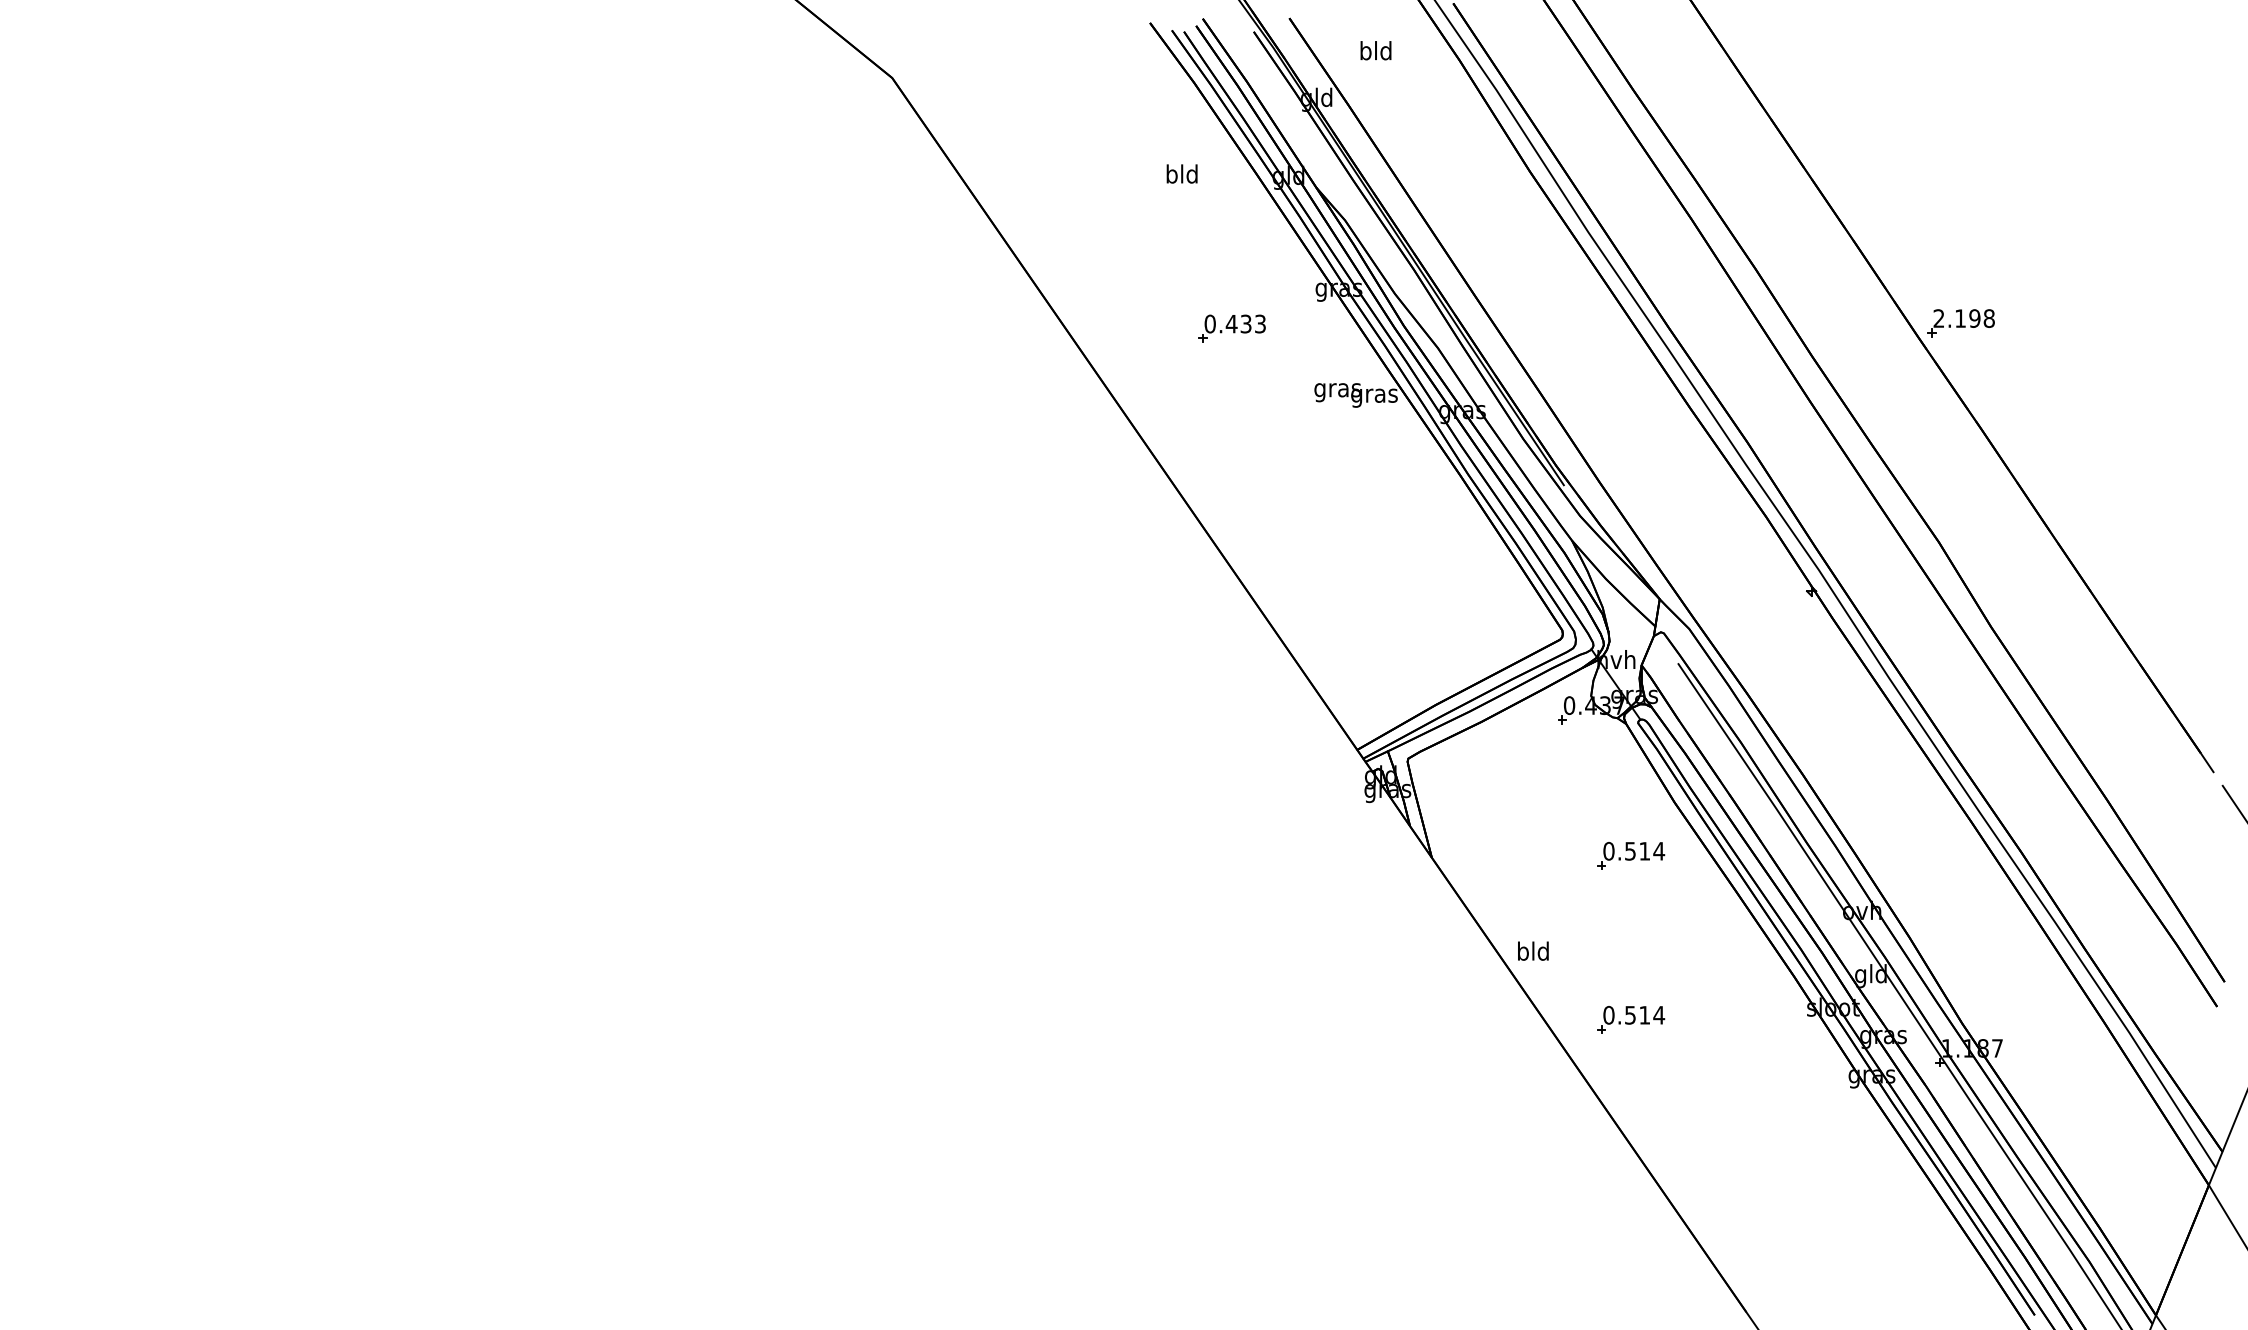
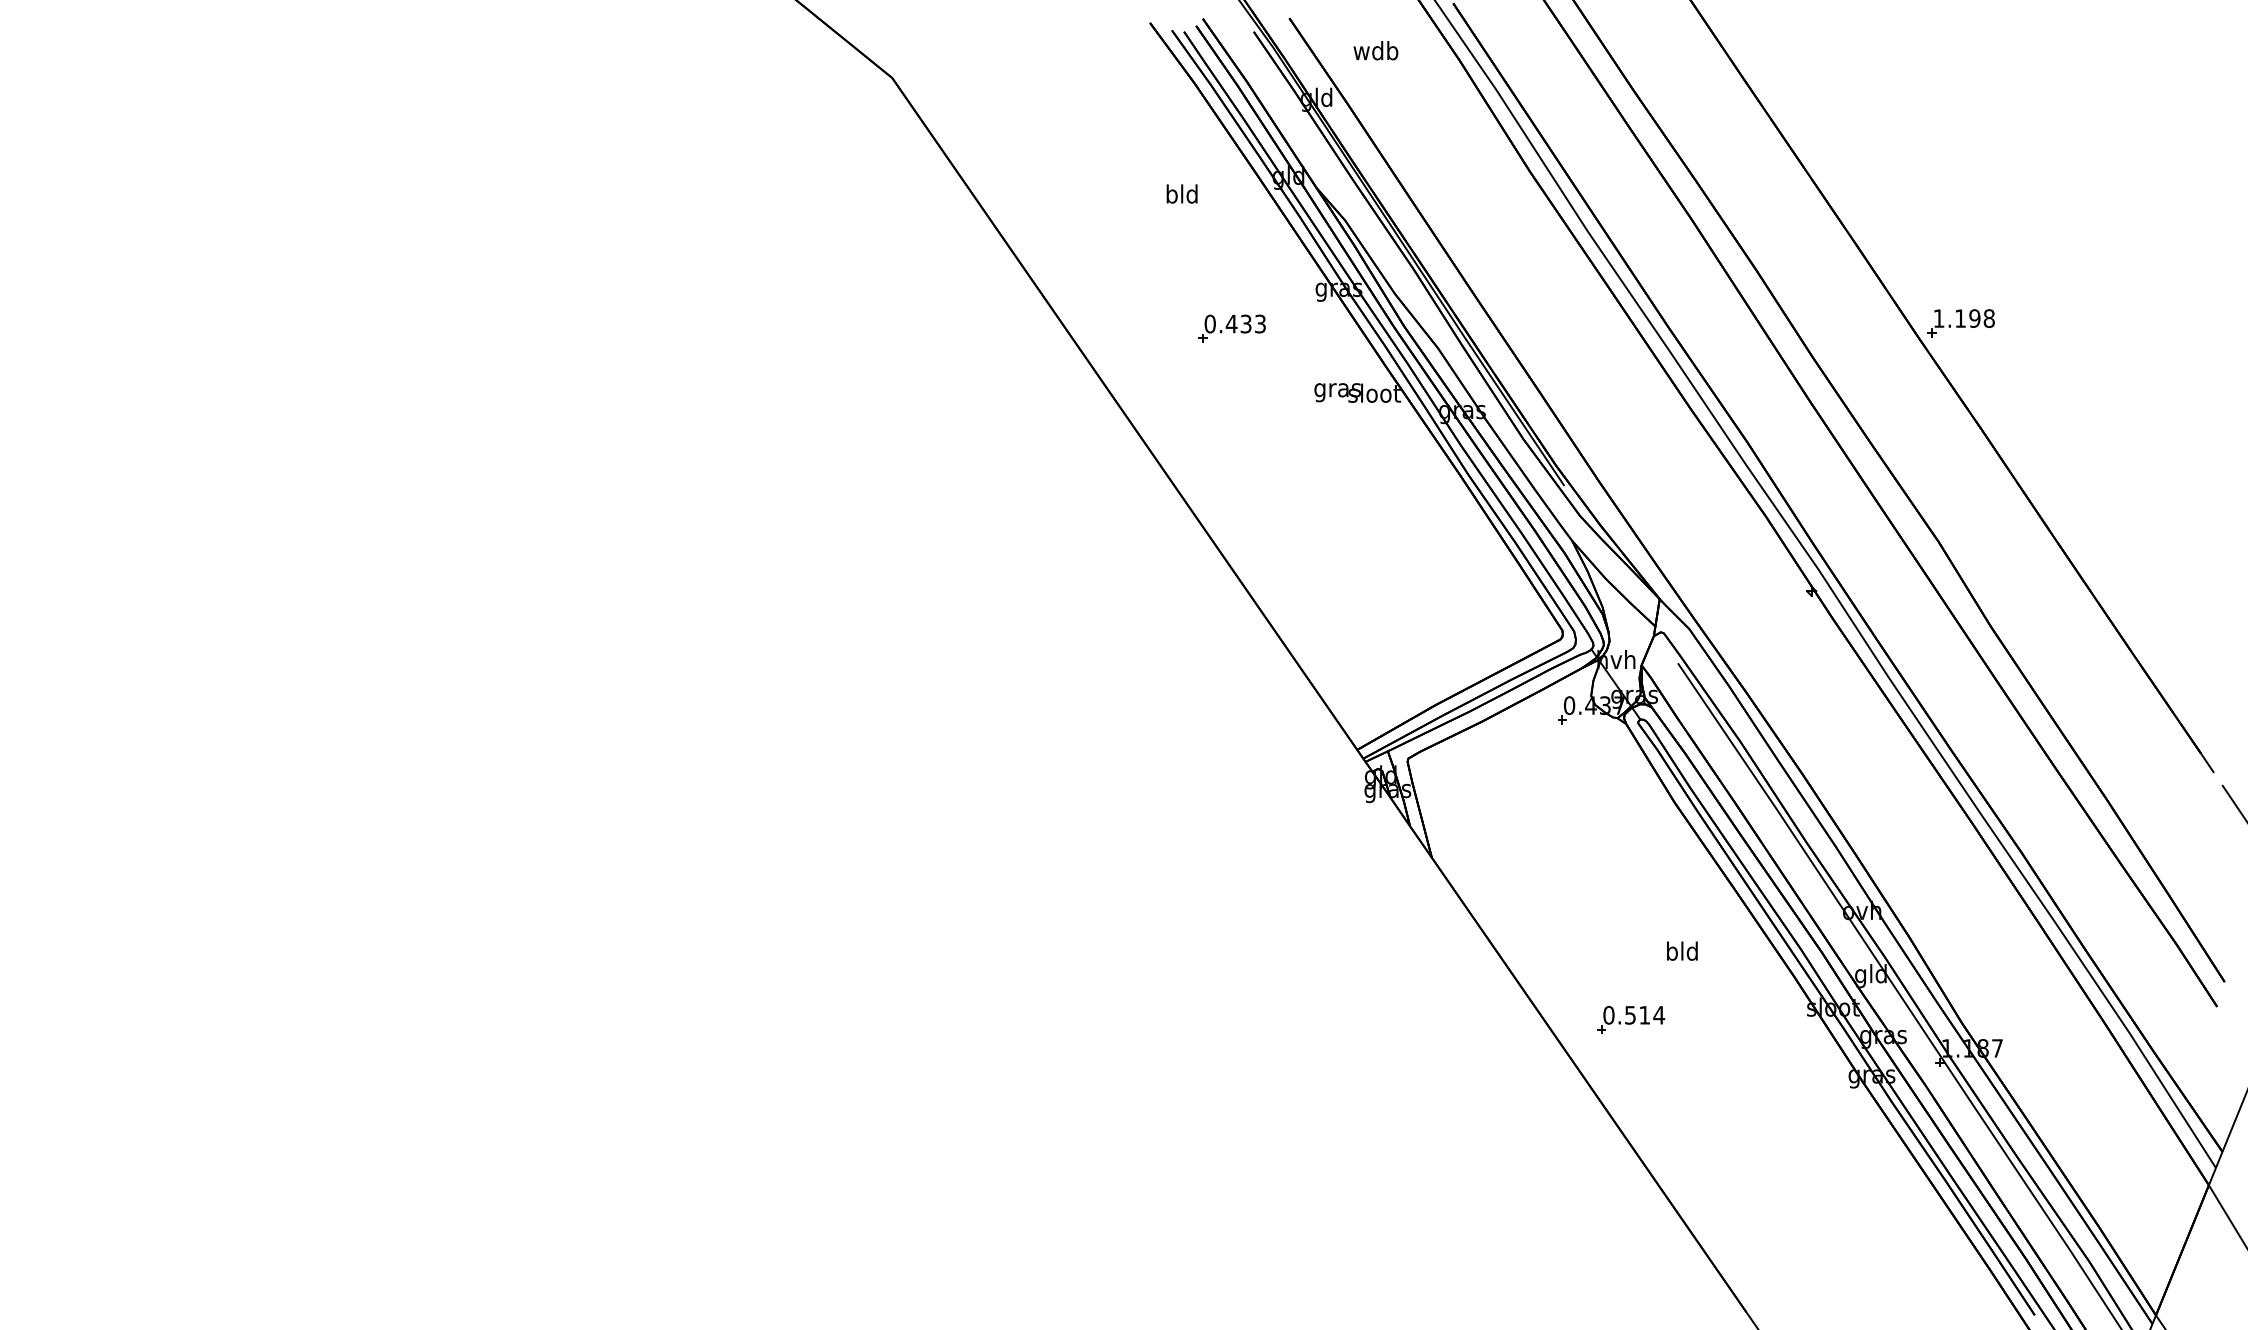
text: bld -> wdb (1375, 50)
text position: (1181, 173) -> (1181, 193) (1181, 193)
text: 2.198 -> 1.198 (1938, 318)
text: gras -> sloot (1374, 395)
part: present -> none (1631, 855)
text position: (1533, 950) -> (1682, 950) (1682, 950)
